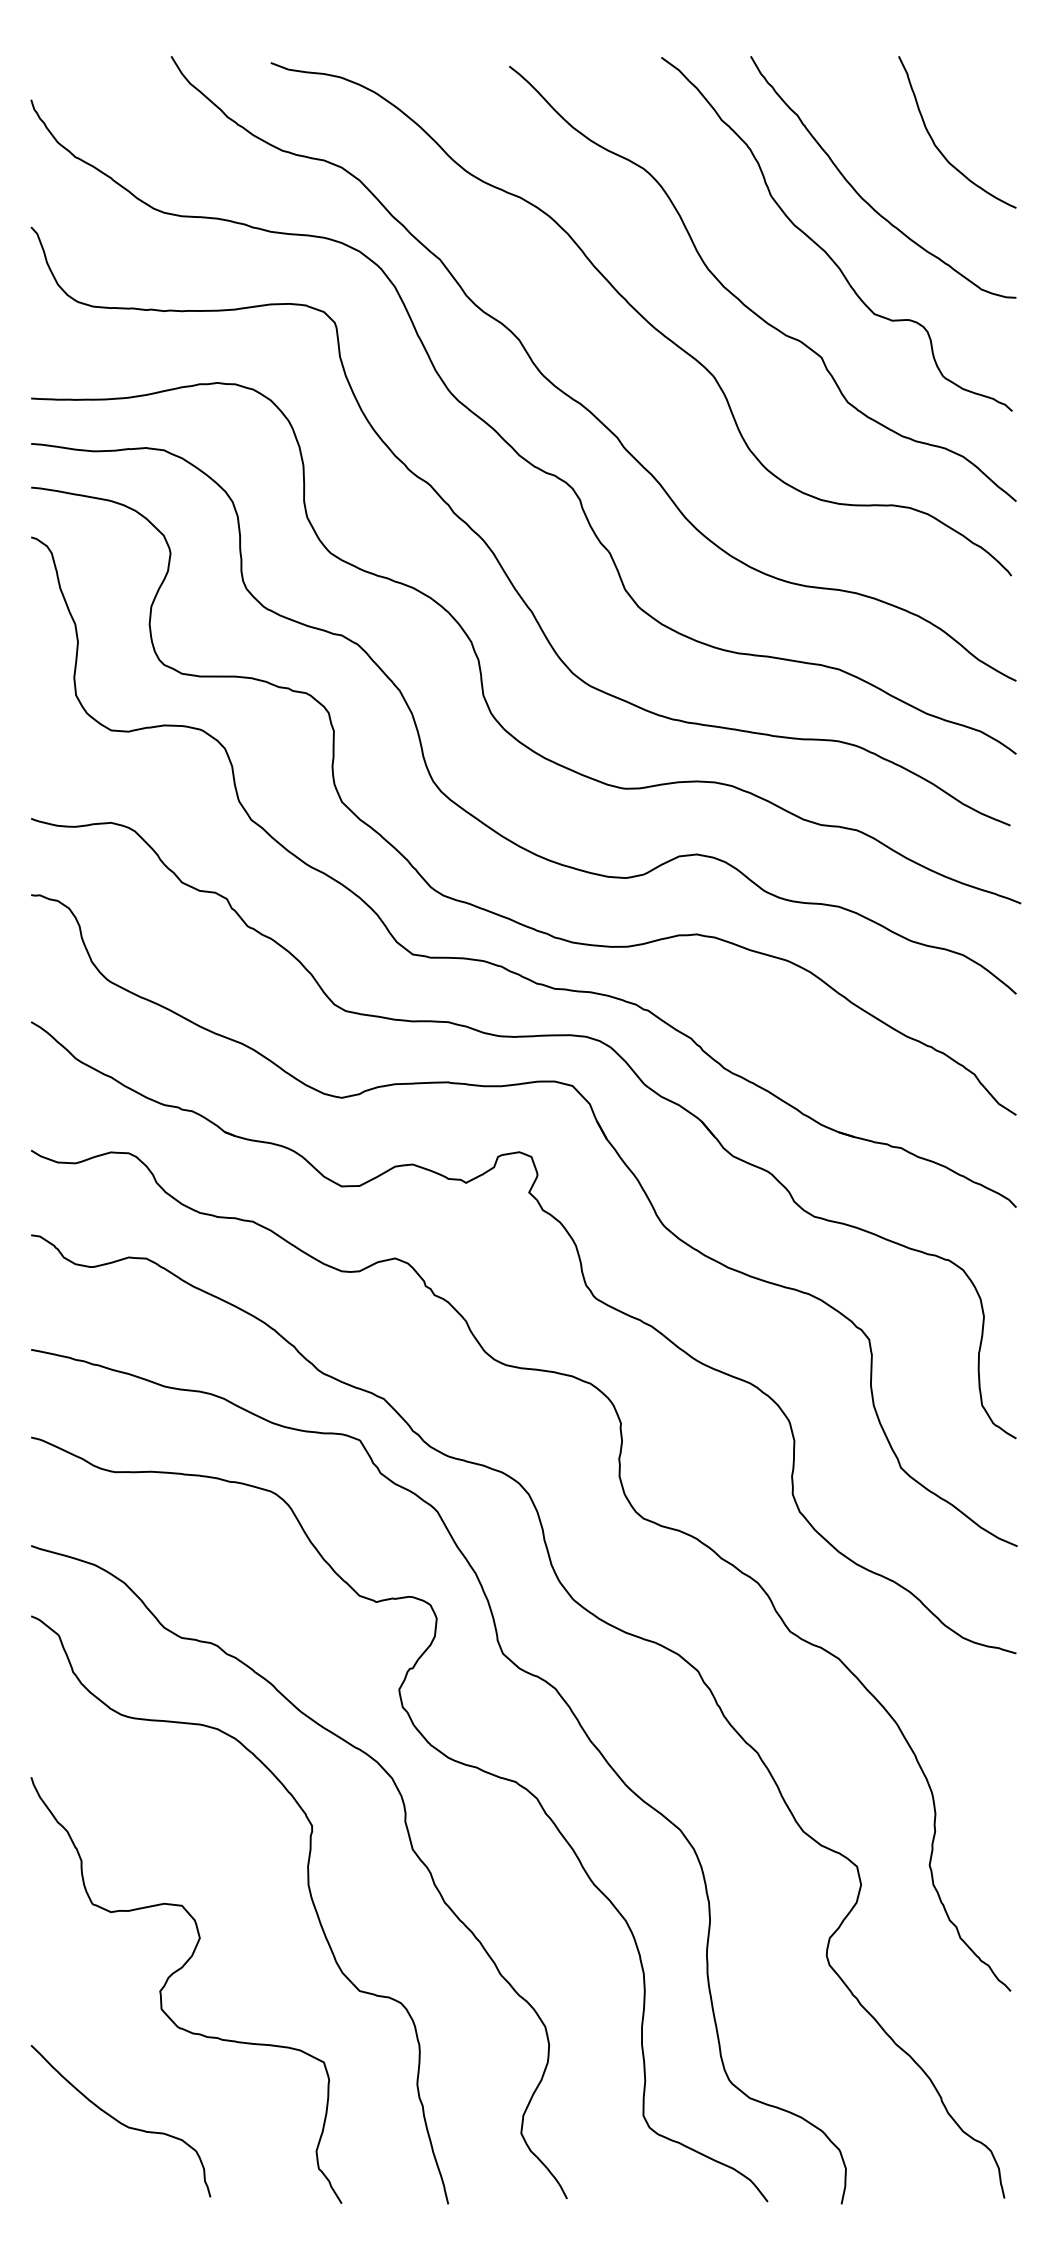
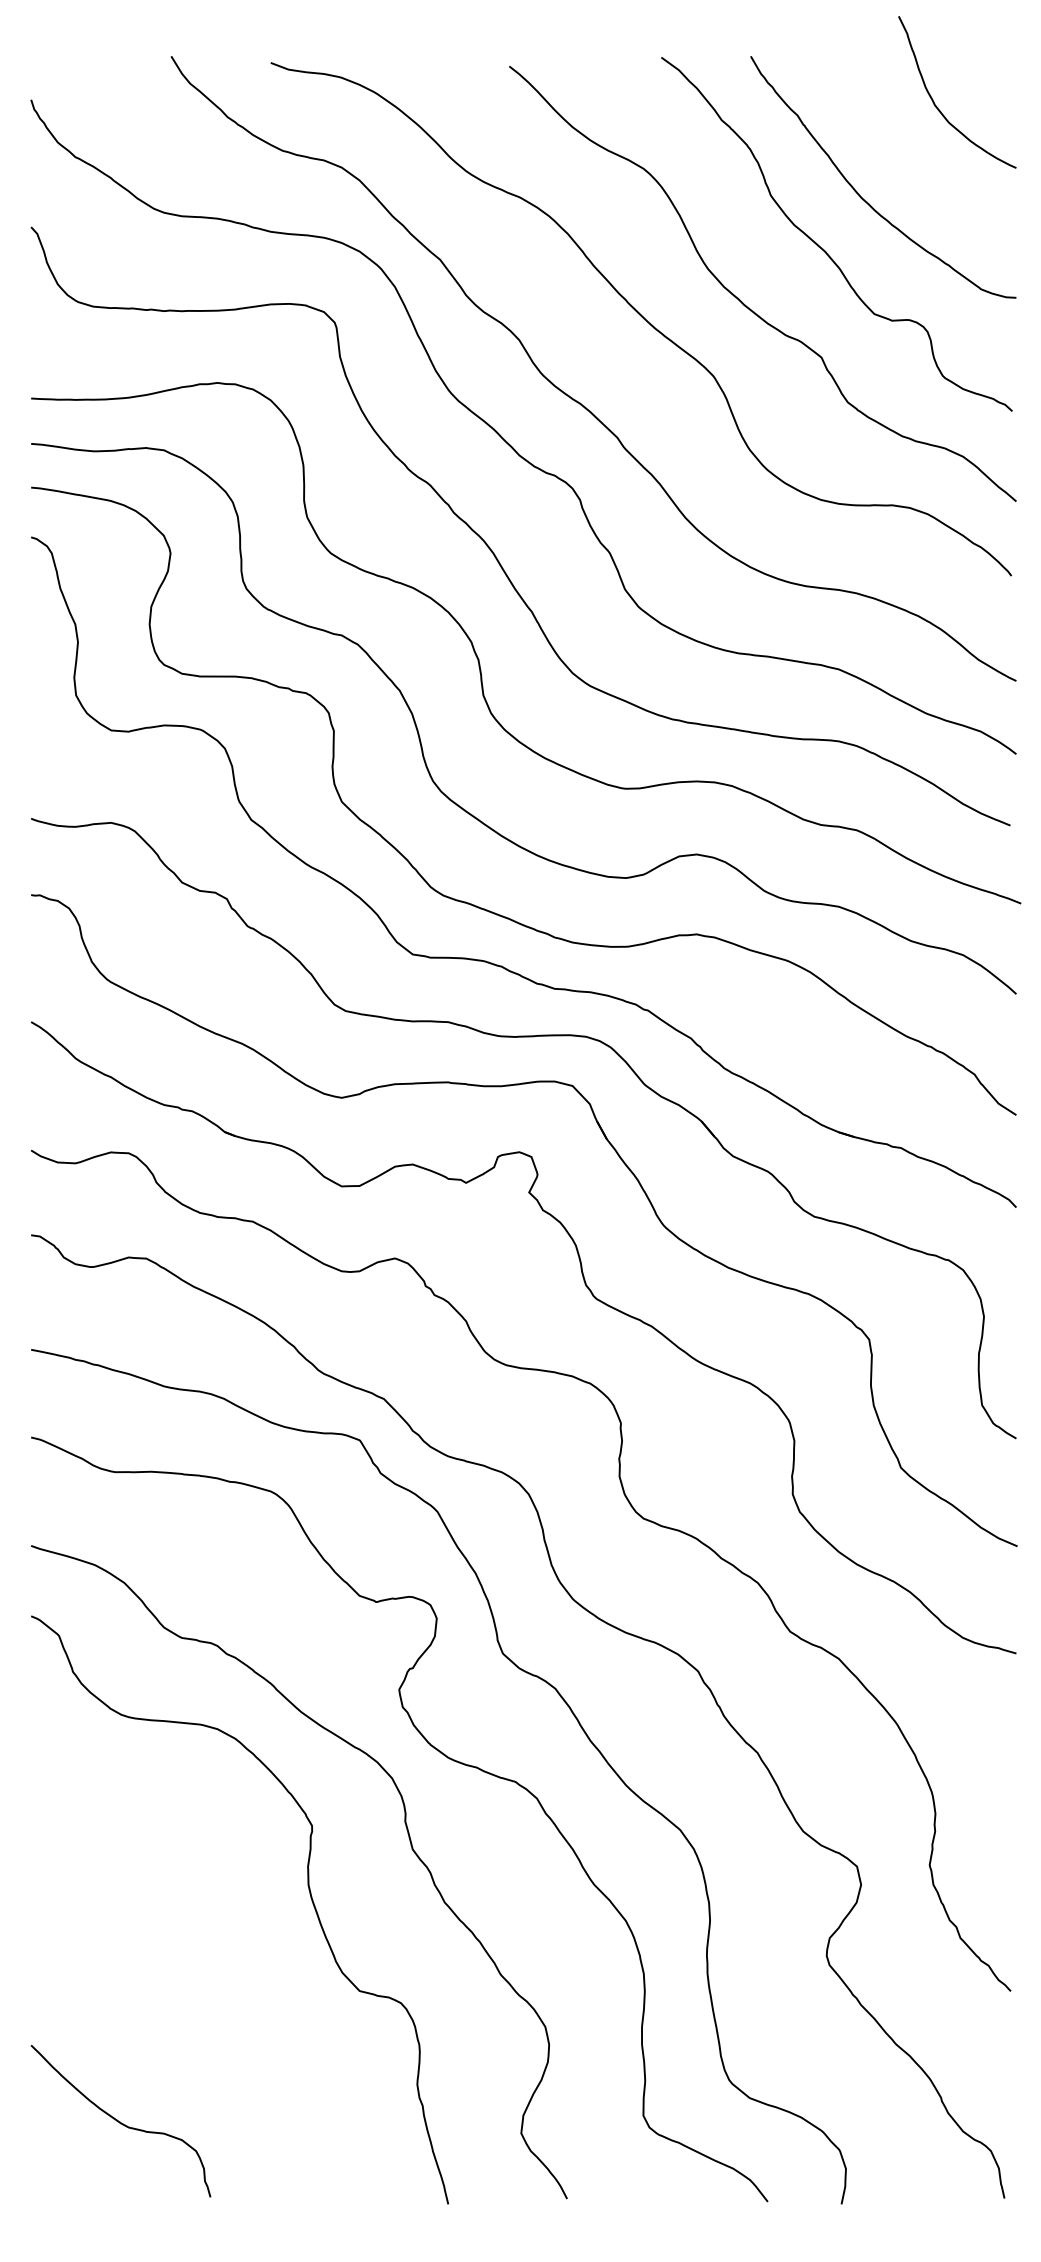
curve position: (937, 146) -> (937, 106) (937, 106)
curve: present -> none (172, 1975)
